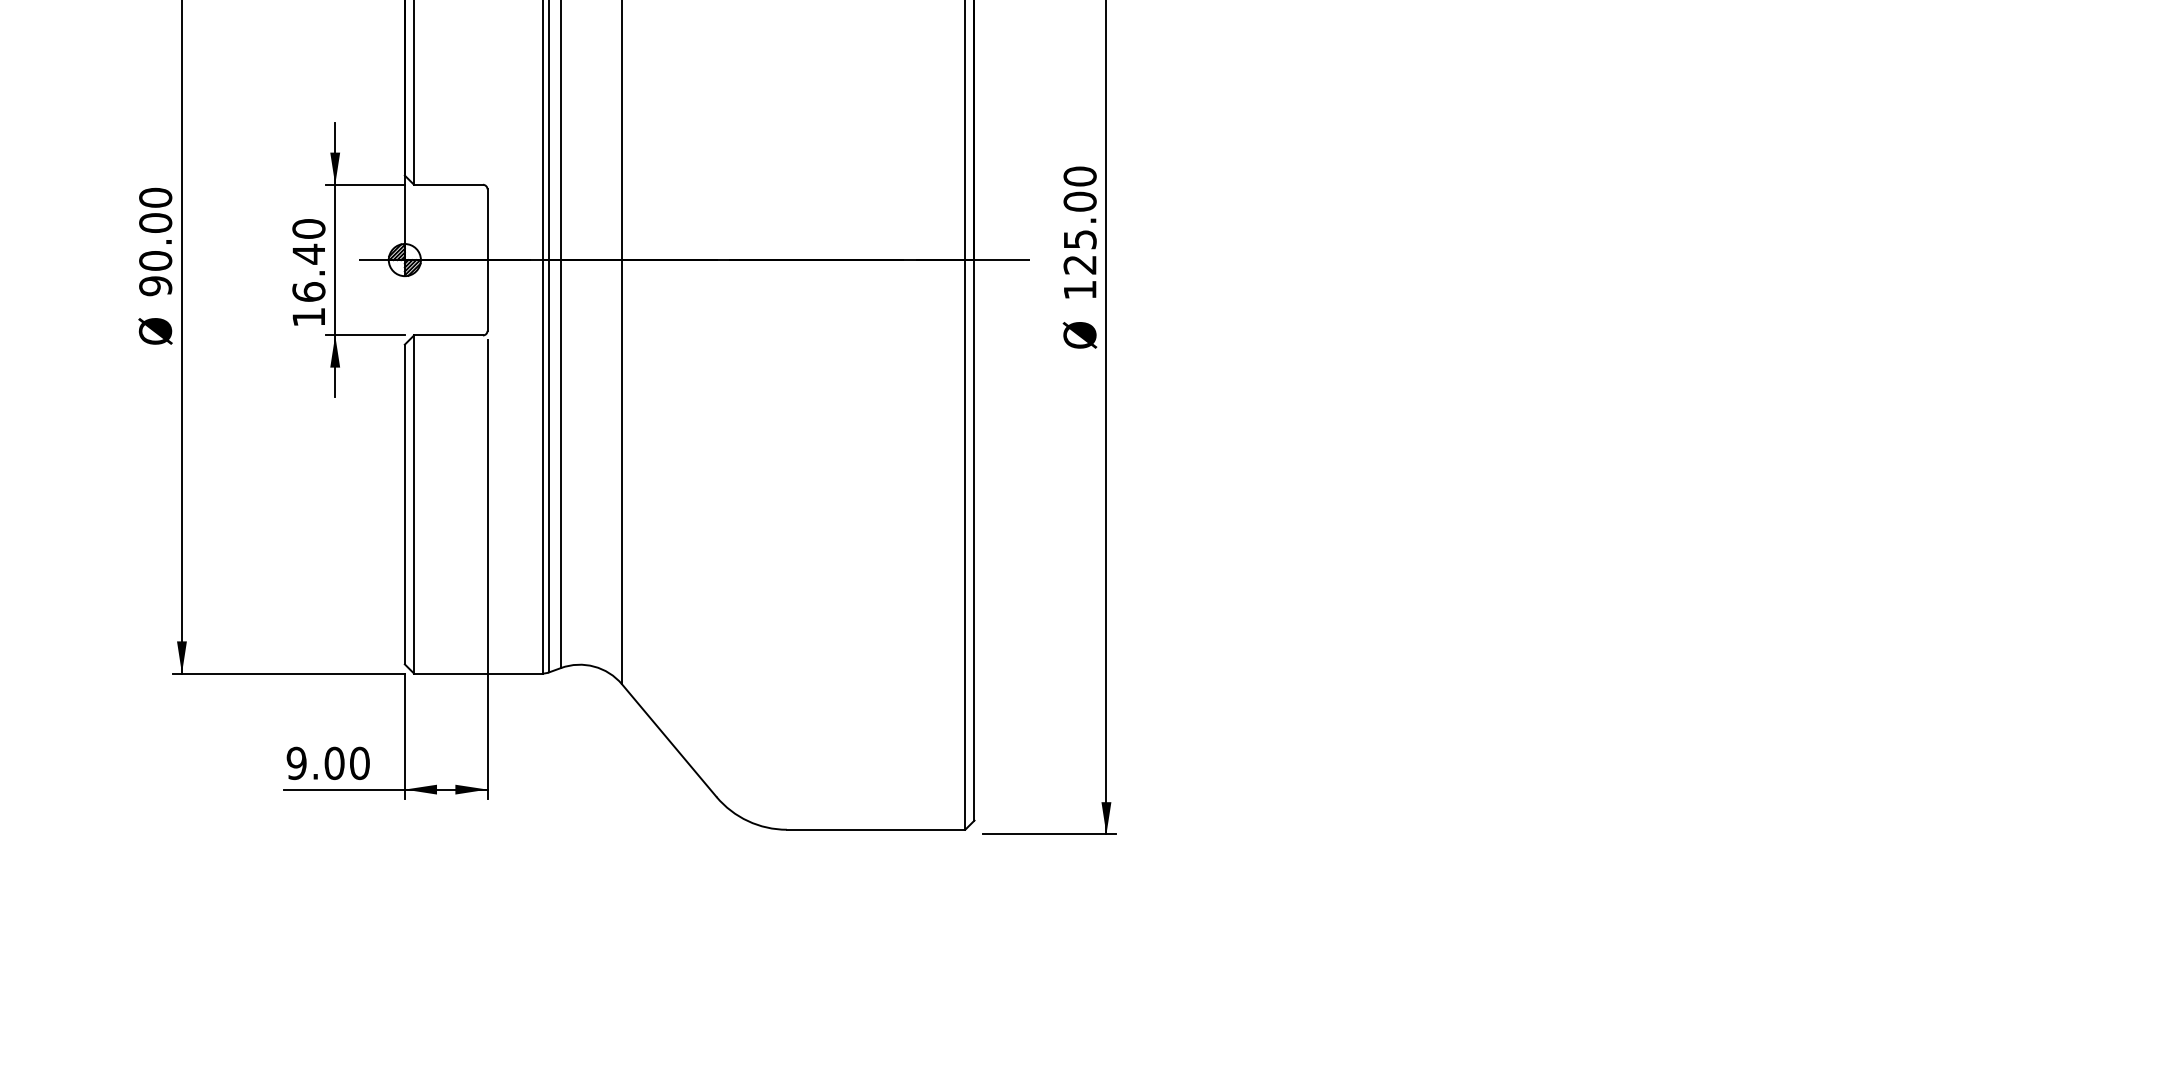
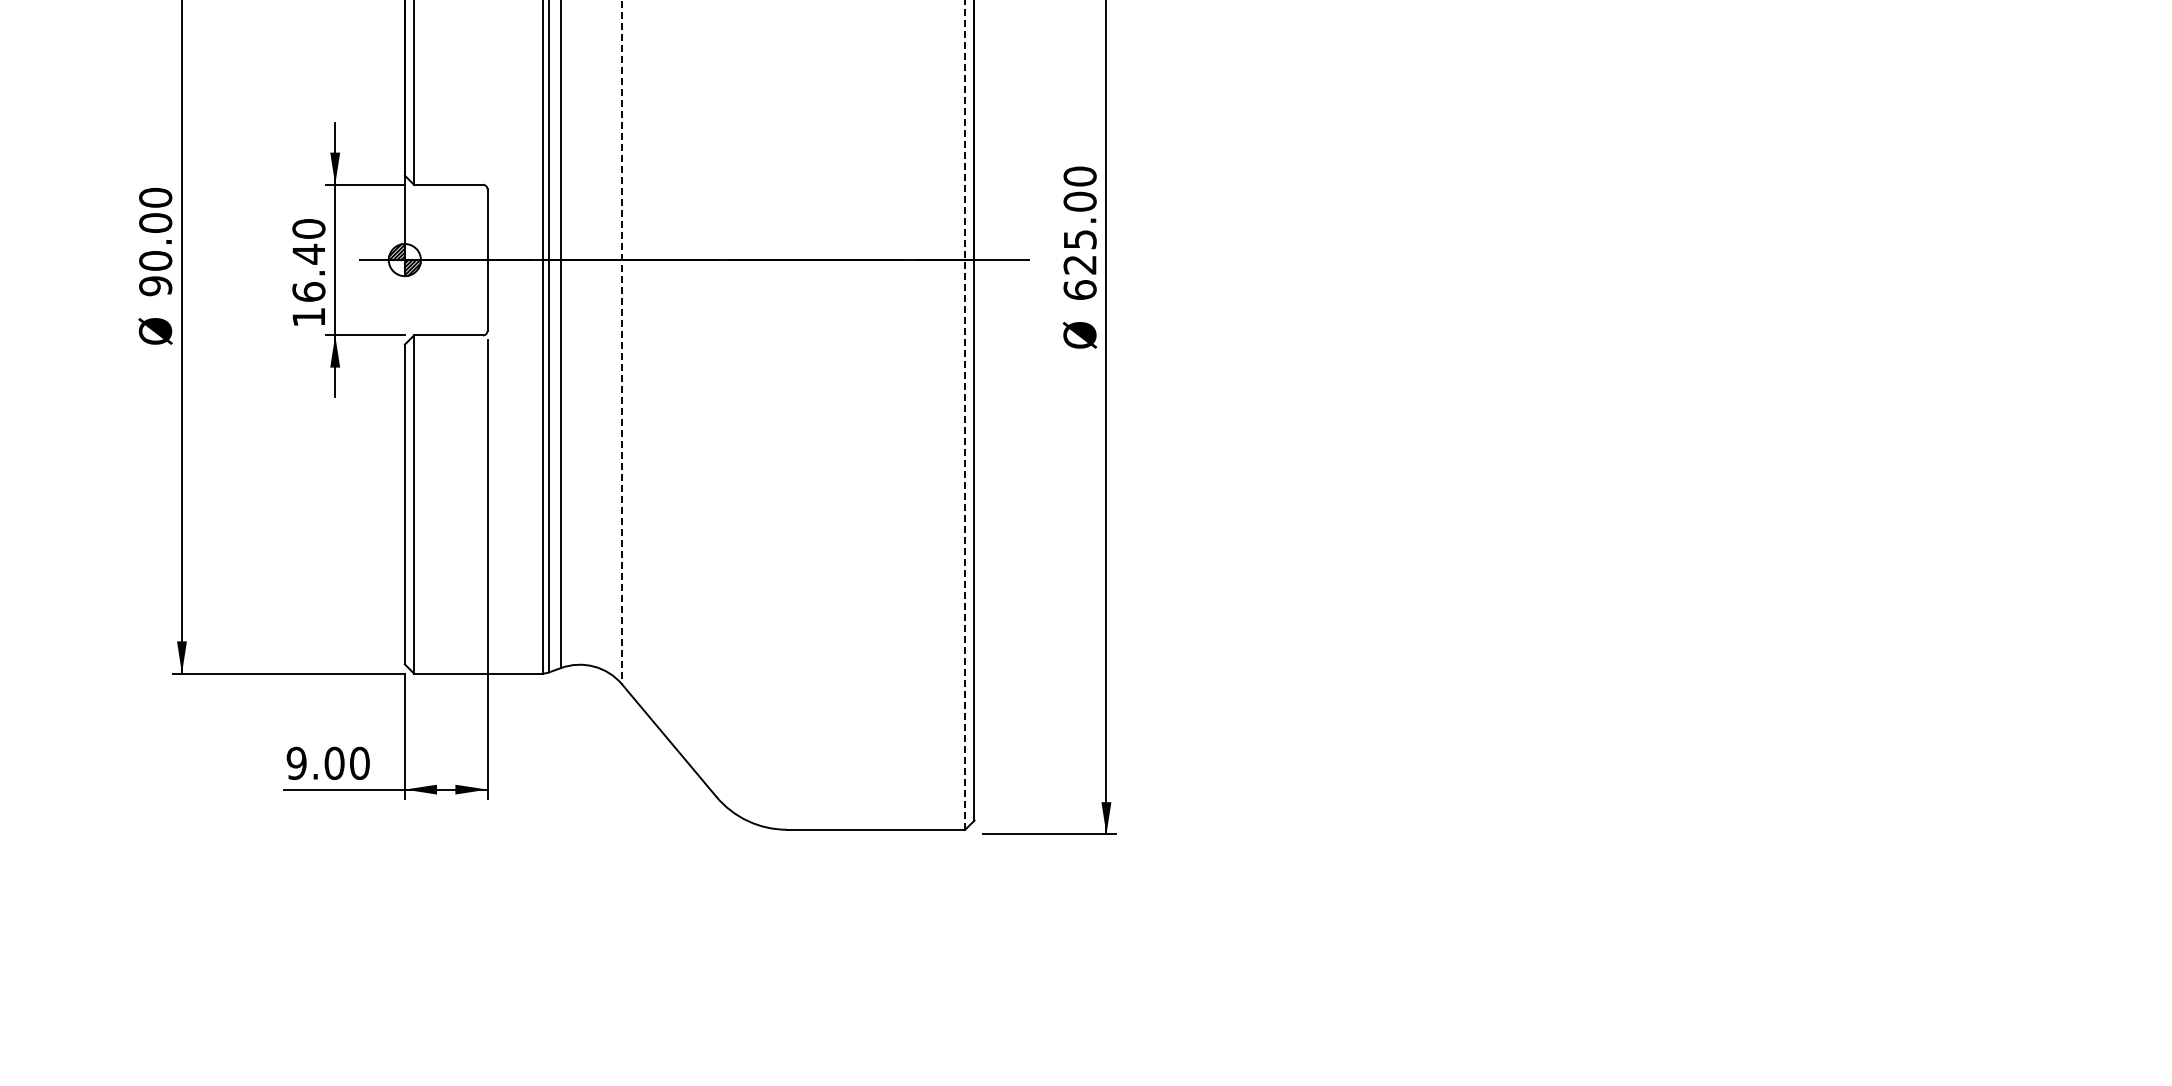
text: 125.00 -> 625.00 (1079, 289)
line: solid -> dashed (622, 342)
line: solid -> dashed (965, 415)
